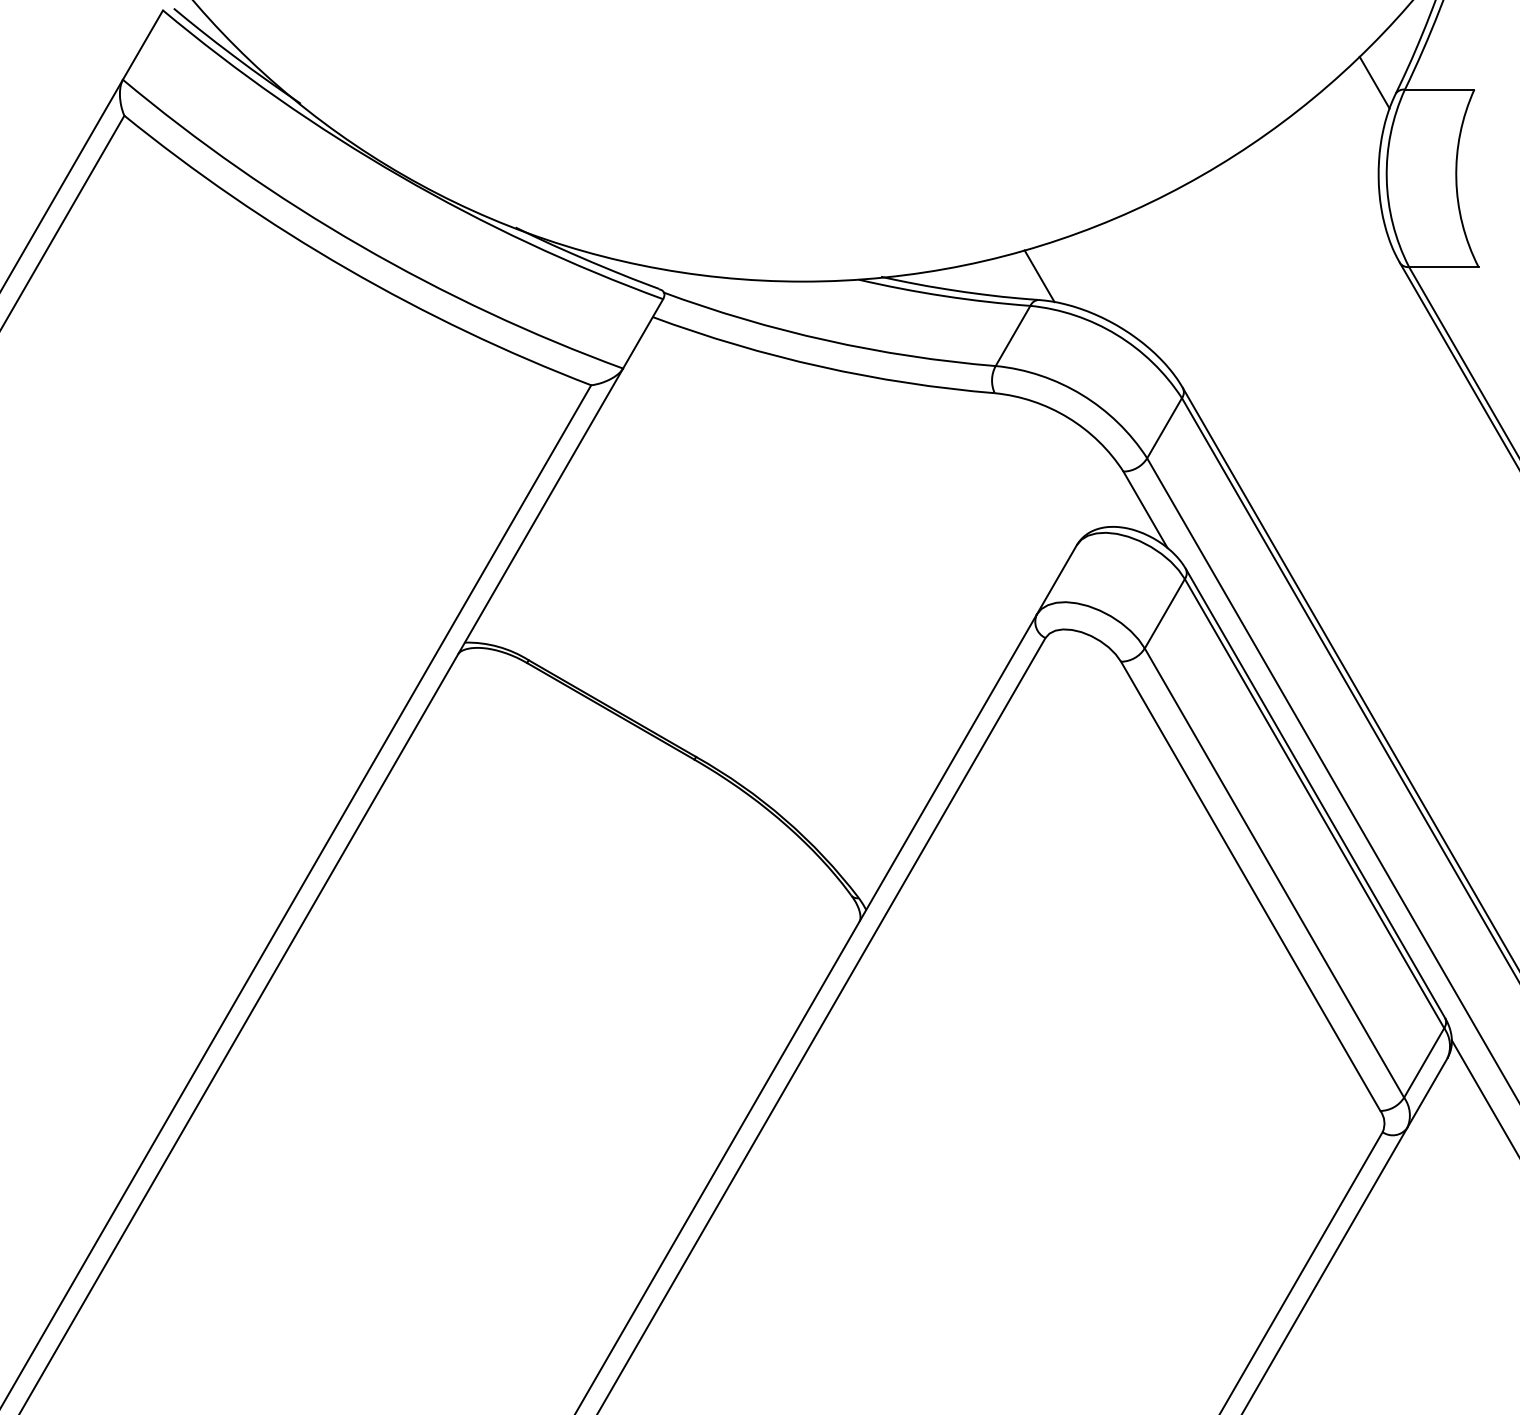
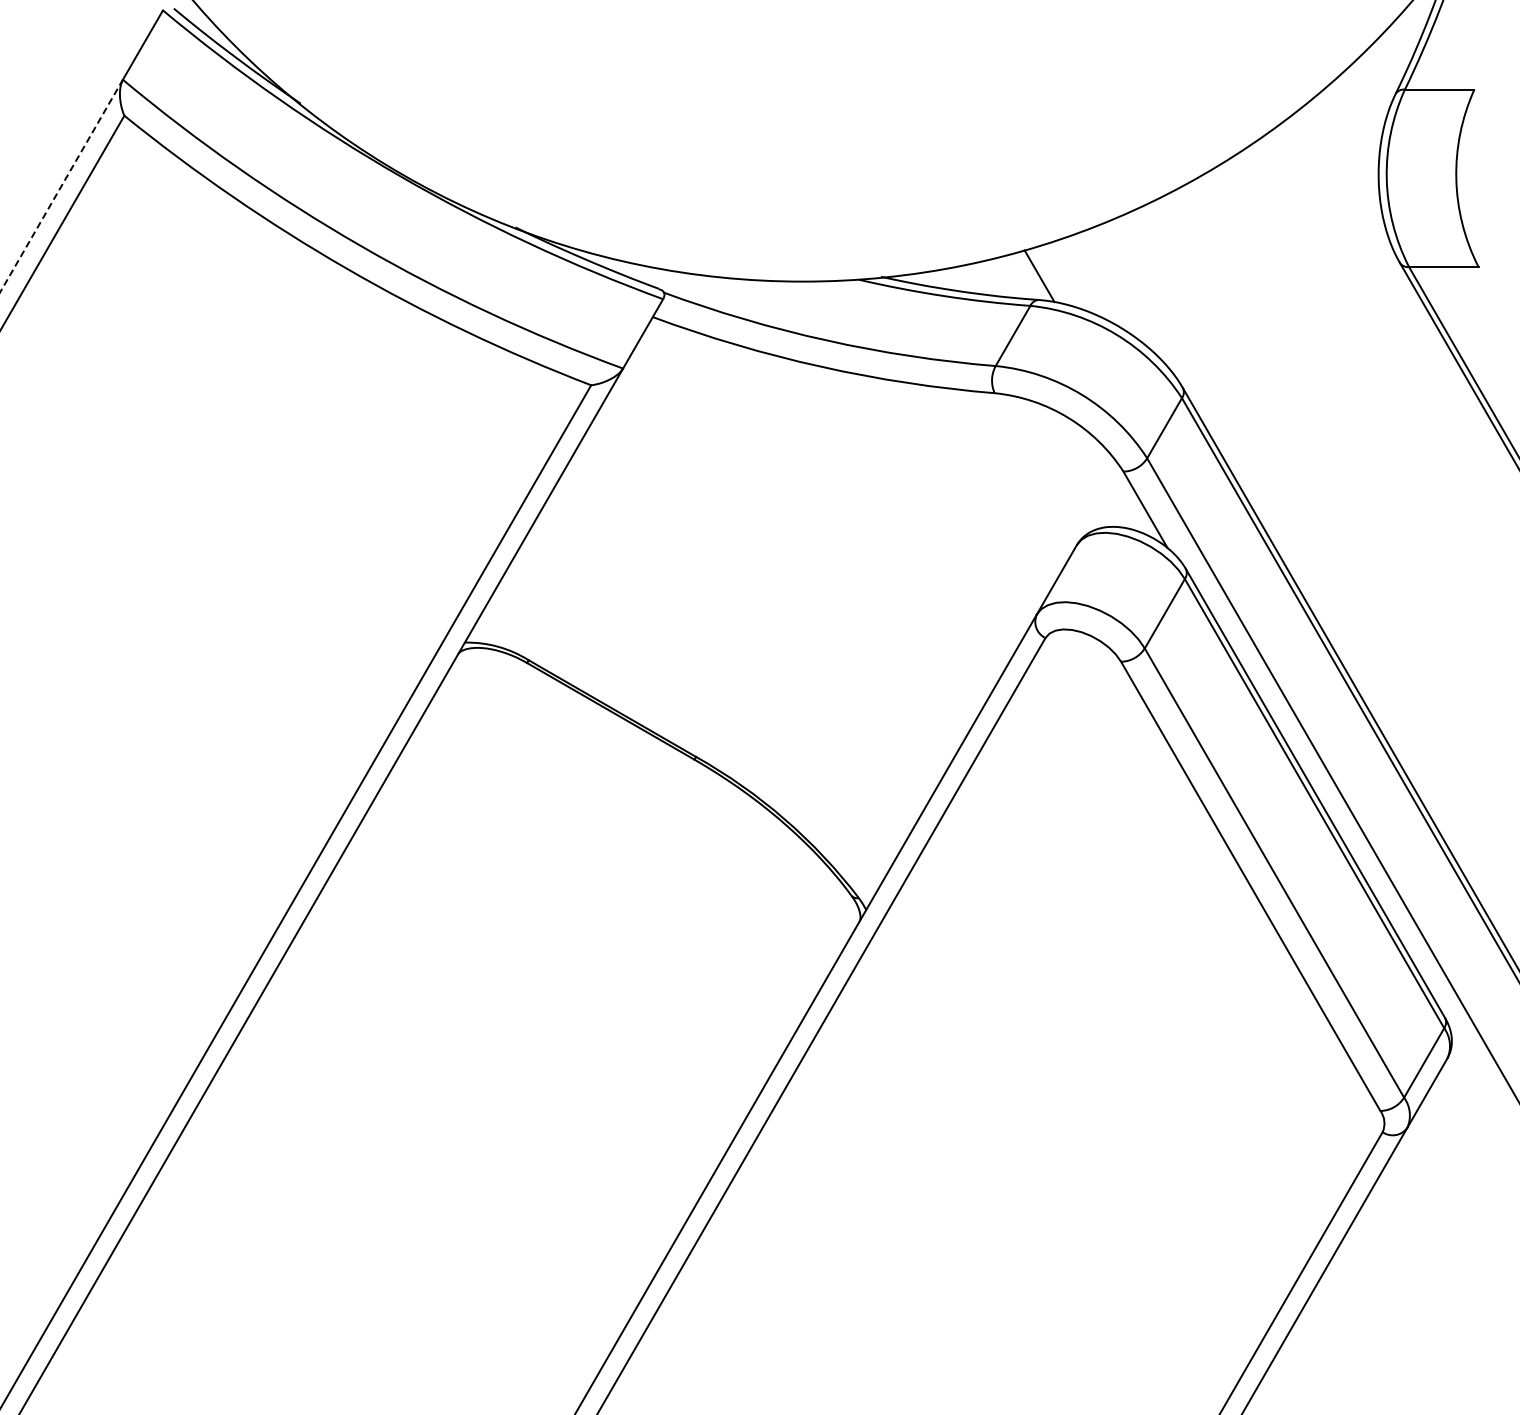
line: present -> none (1374, 82)
line: solid -> dashed (61, 185)
line: present -> none (1483, 1096)
